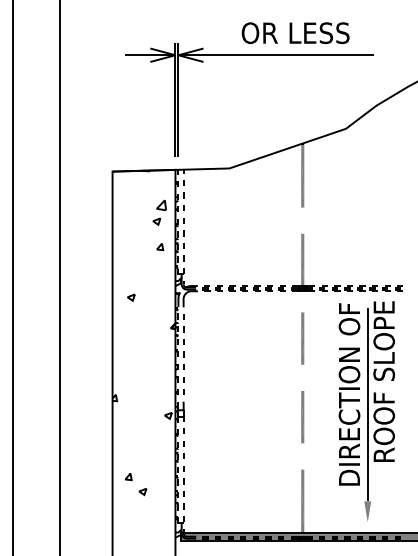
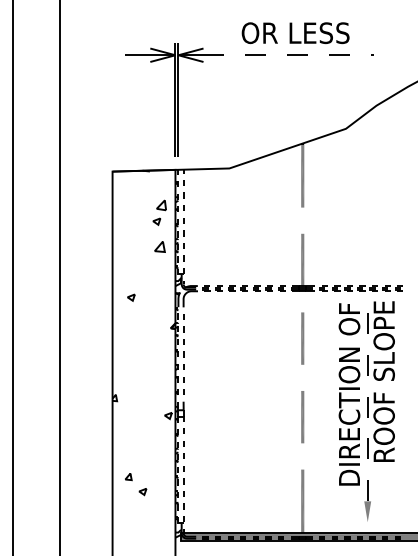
line: solid -> dashed (289, 55)
part size: 9x8 px -> 12x12 px (159, 246)
line: solid -> dashed (367, 403)
